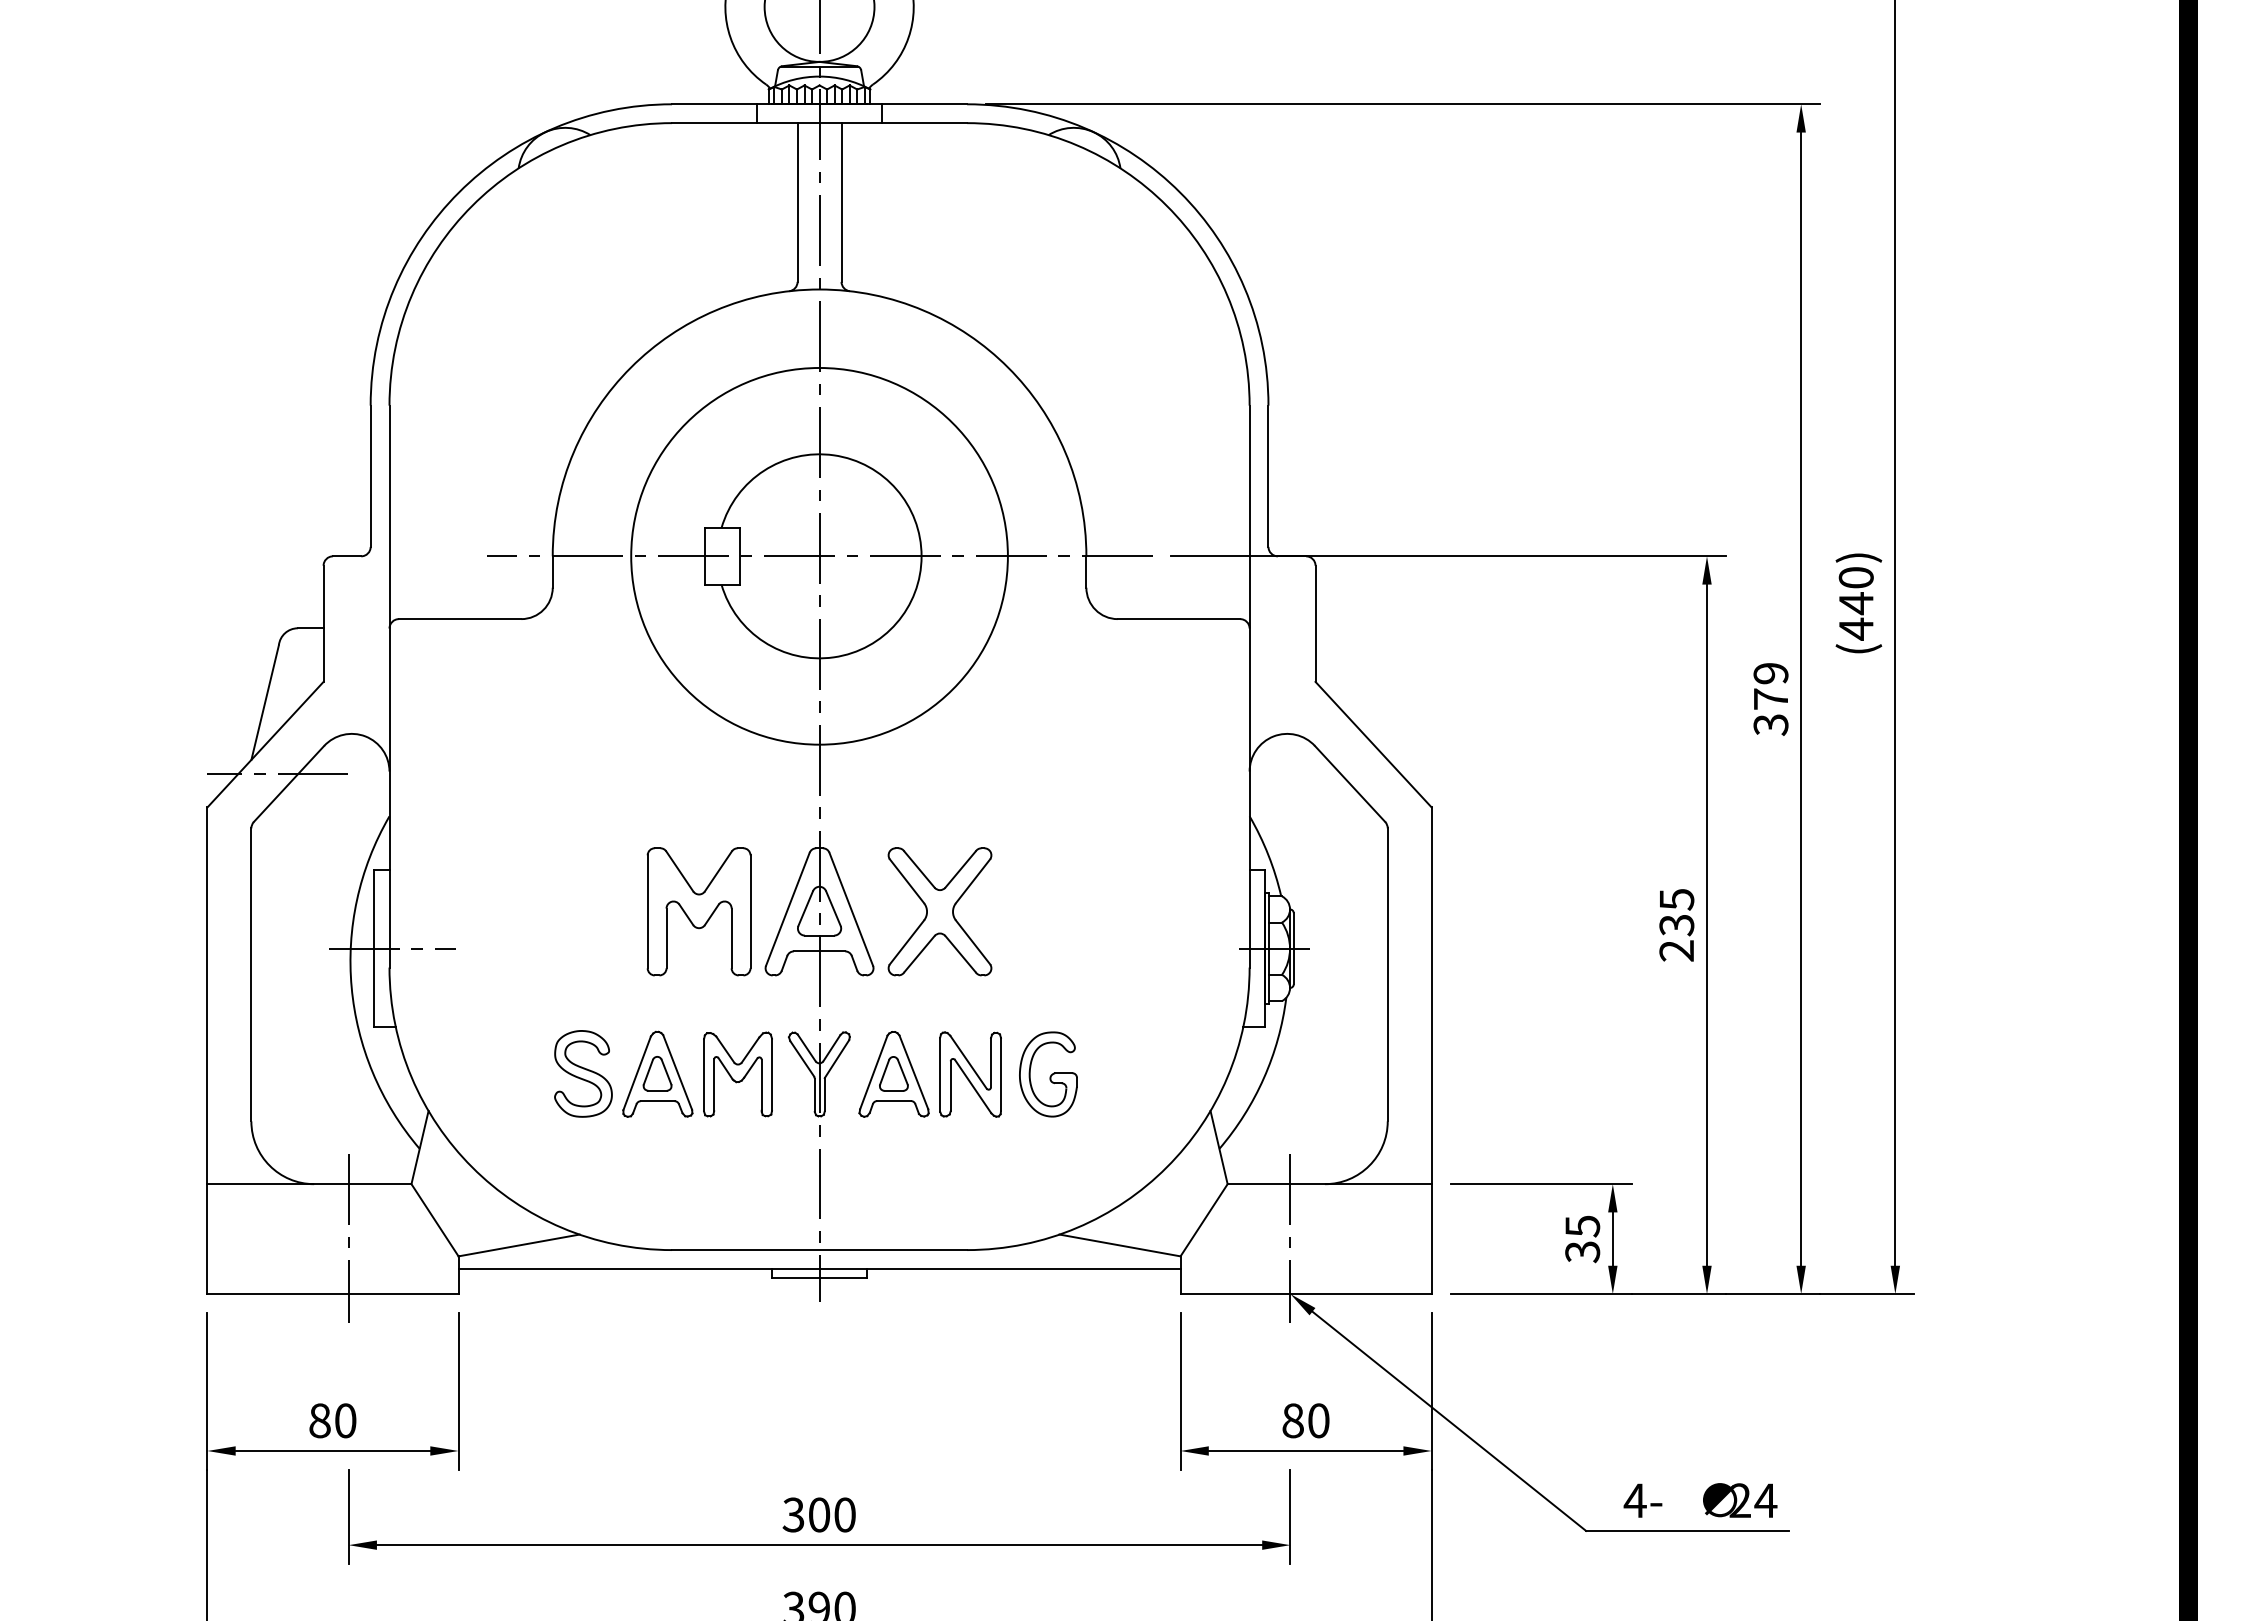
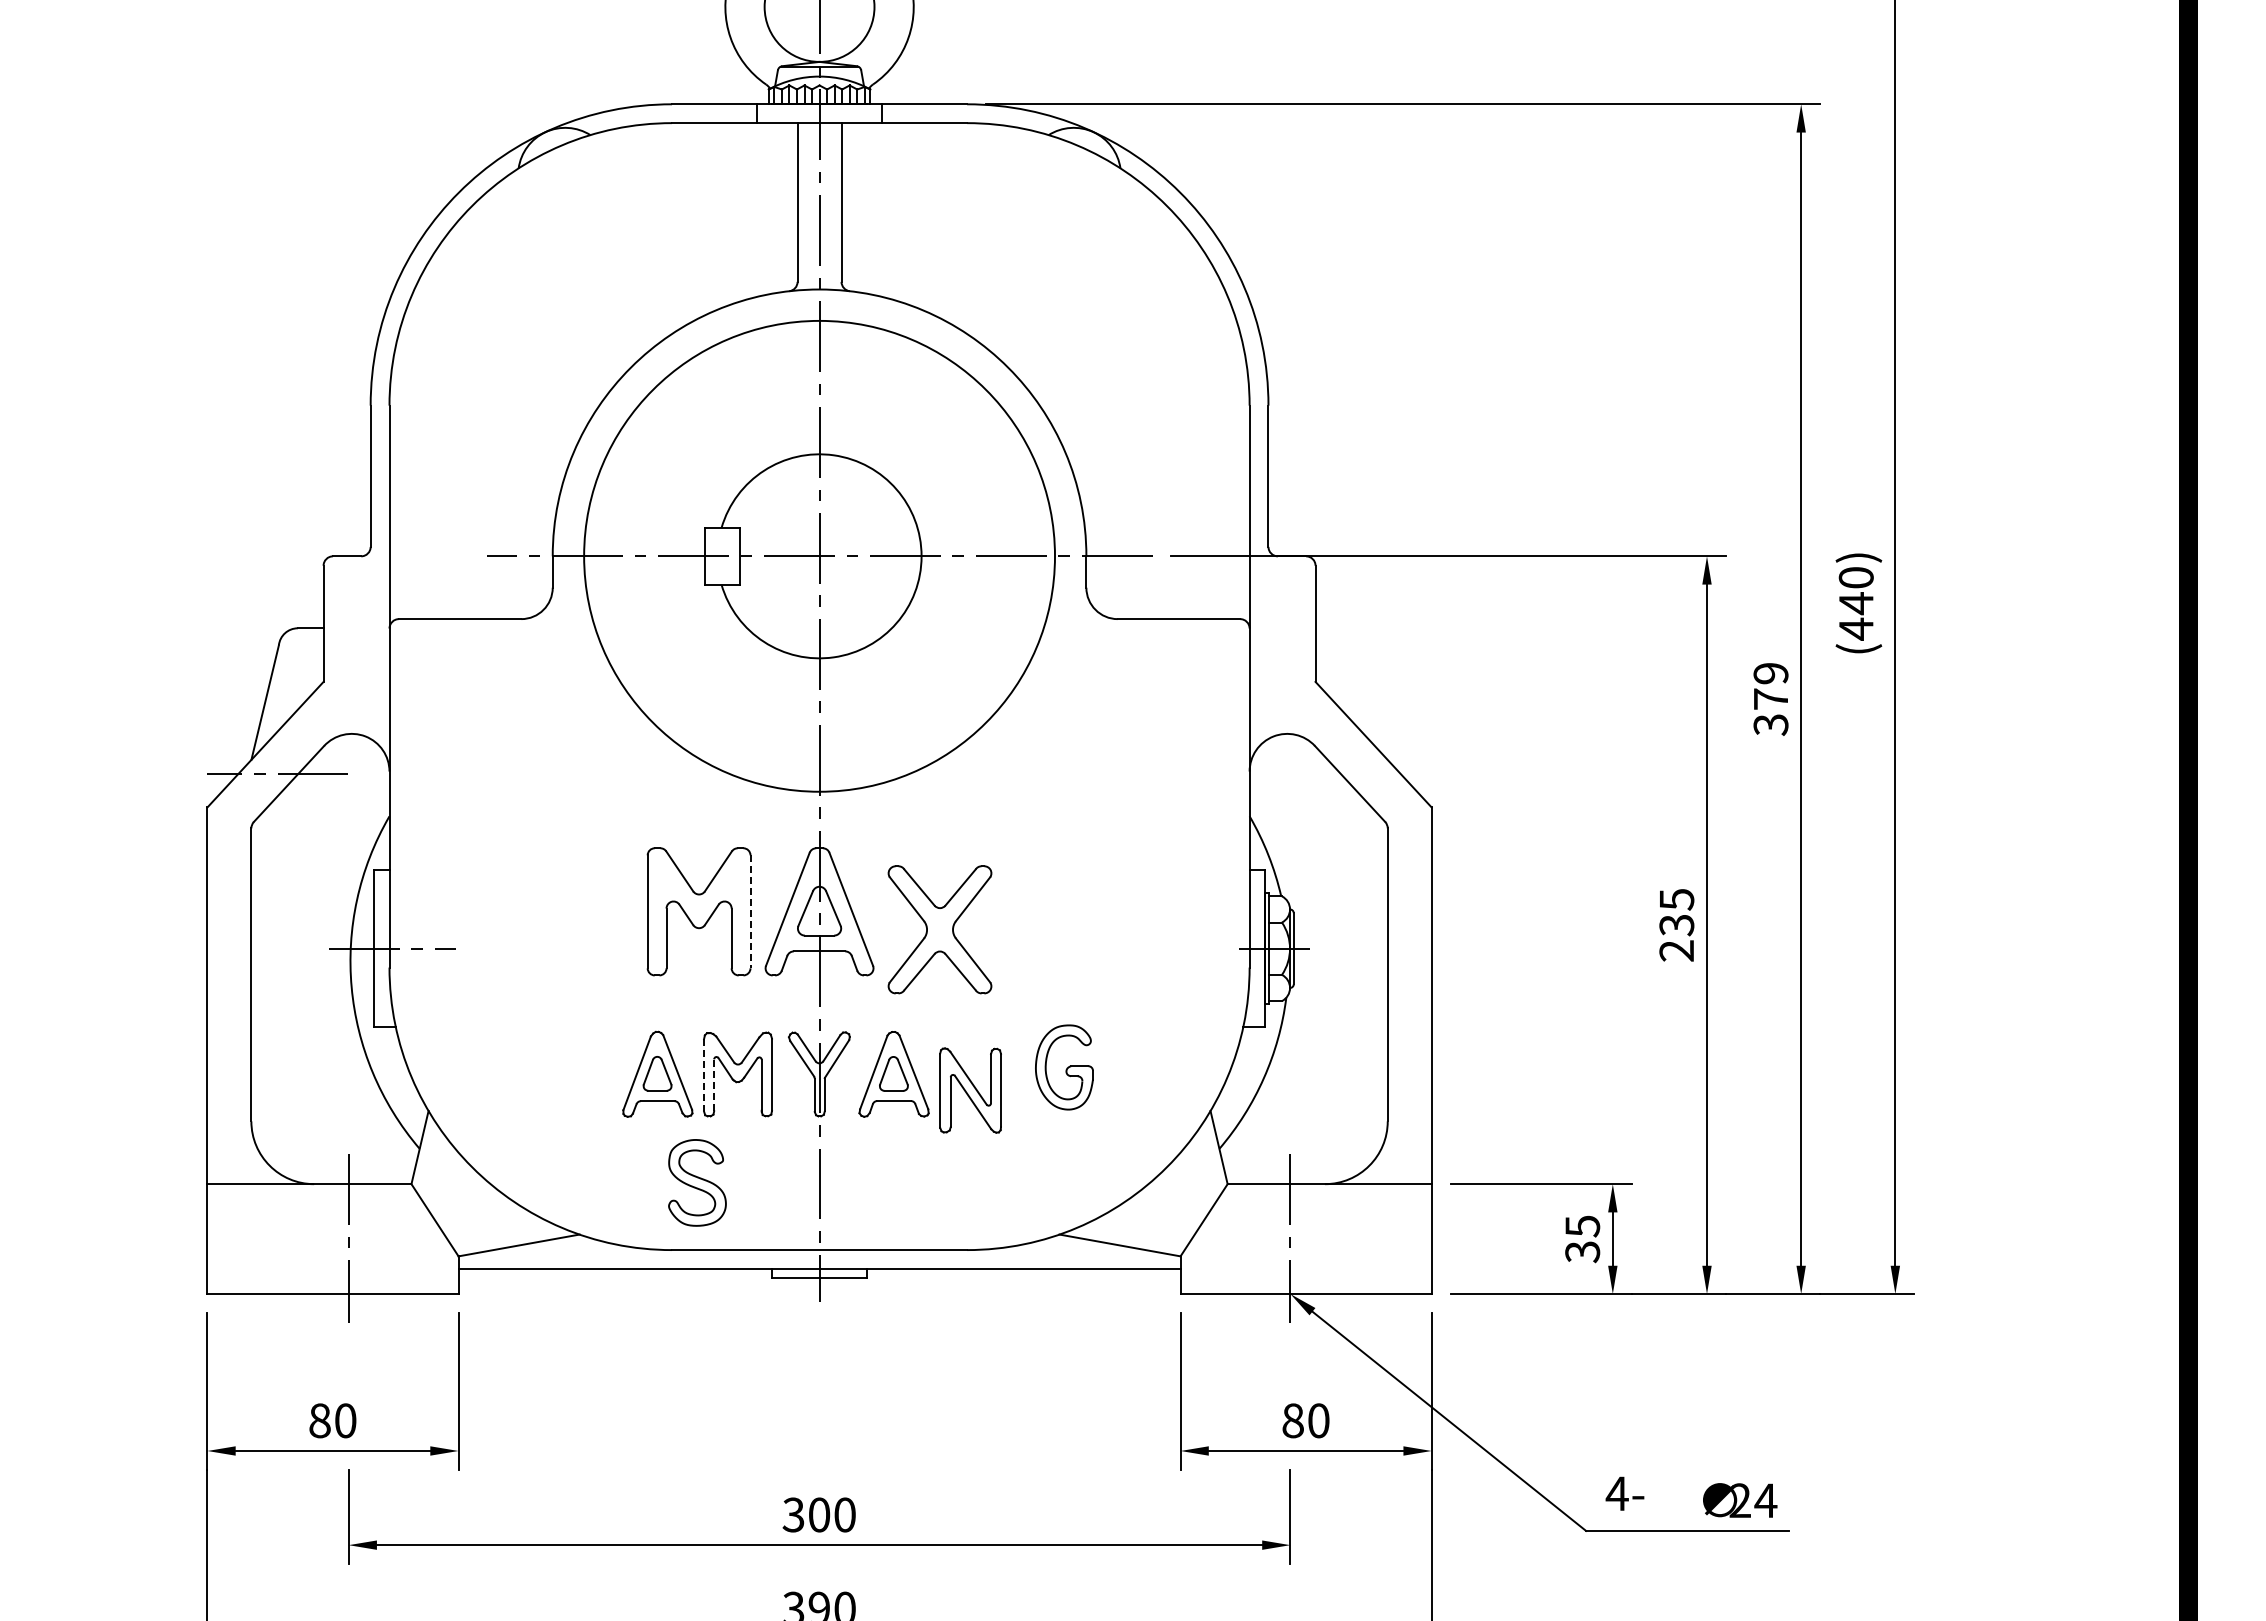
circle diameter: 377 px -> 471 px (819, 555)
line: solid -> dashed (750, 911)
part position: (939, 911) -> (939, 929) (939, 929)
part position: (583, 1073) -> (697, 1182) (697, 1182)
part position: (970, 1074) -> (970, 1090) (970, 1090)
part position: (1048, 1074) -> (1064, 1067) (1064, 1067)
line: solid -> dashed (704, 1075)
line: solid -> dashed (714, 1085)
text position: (1642, 1500) -> (1624, 1493) (1624, 1493)
